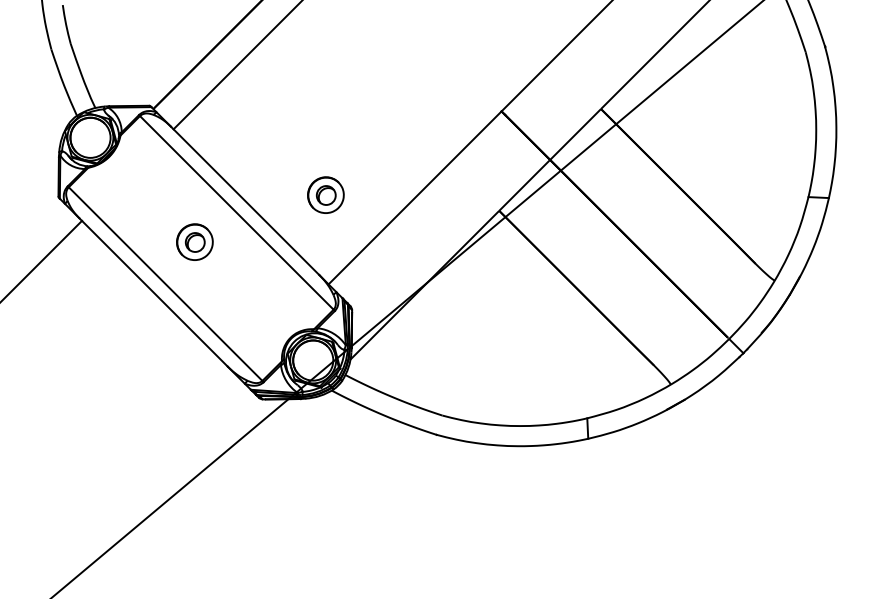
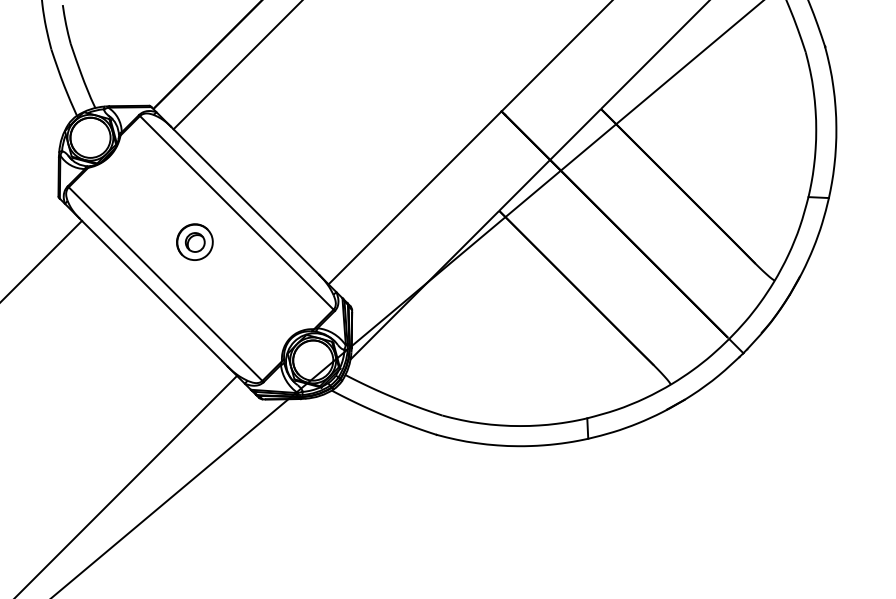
part: present -> none (325, 194)
line: none -> present (127, 485)
